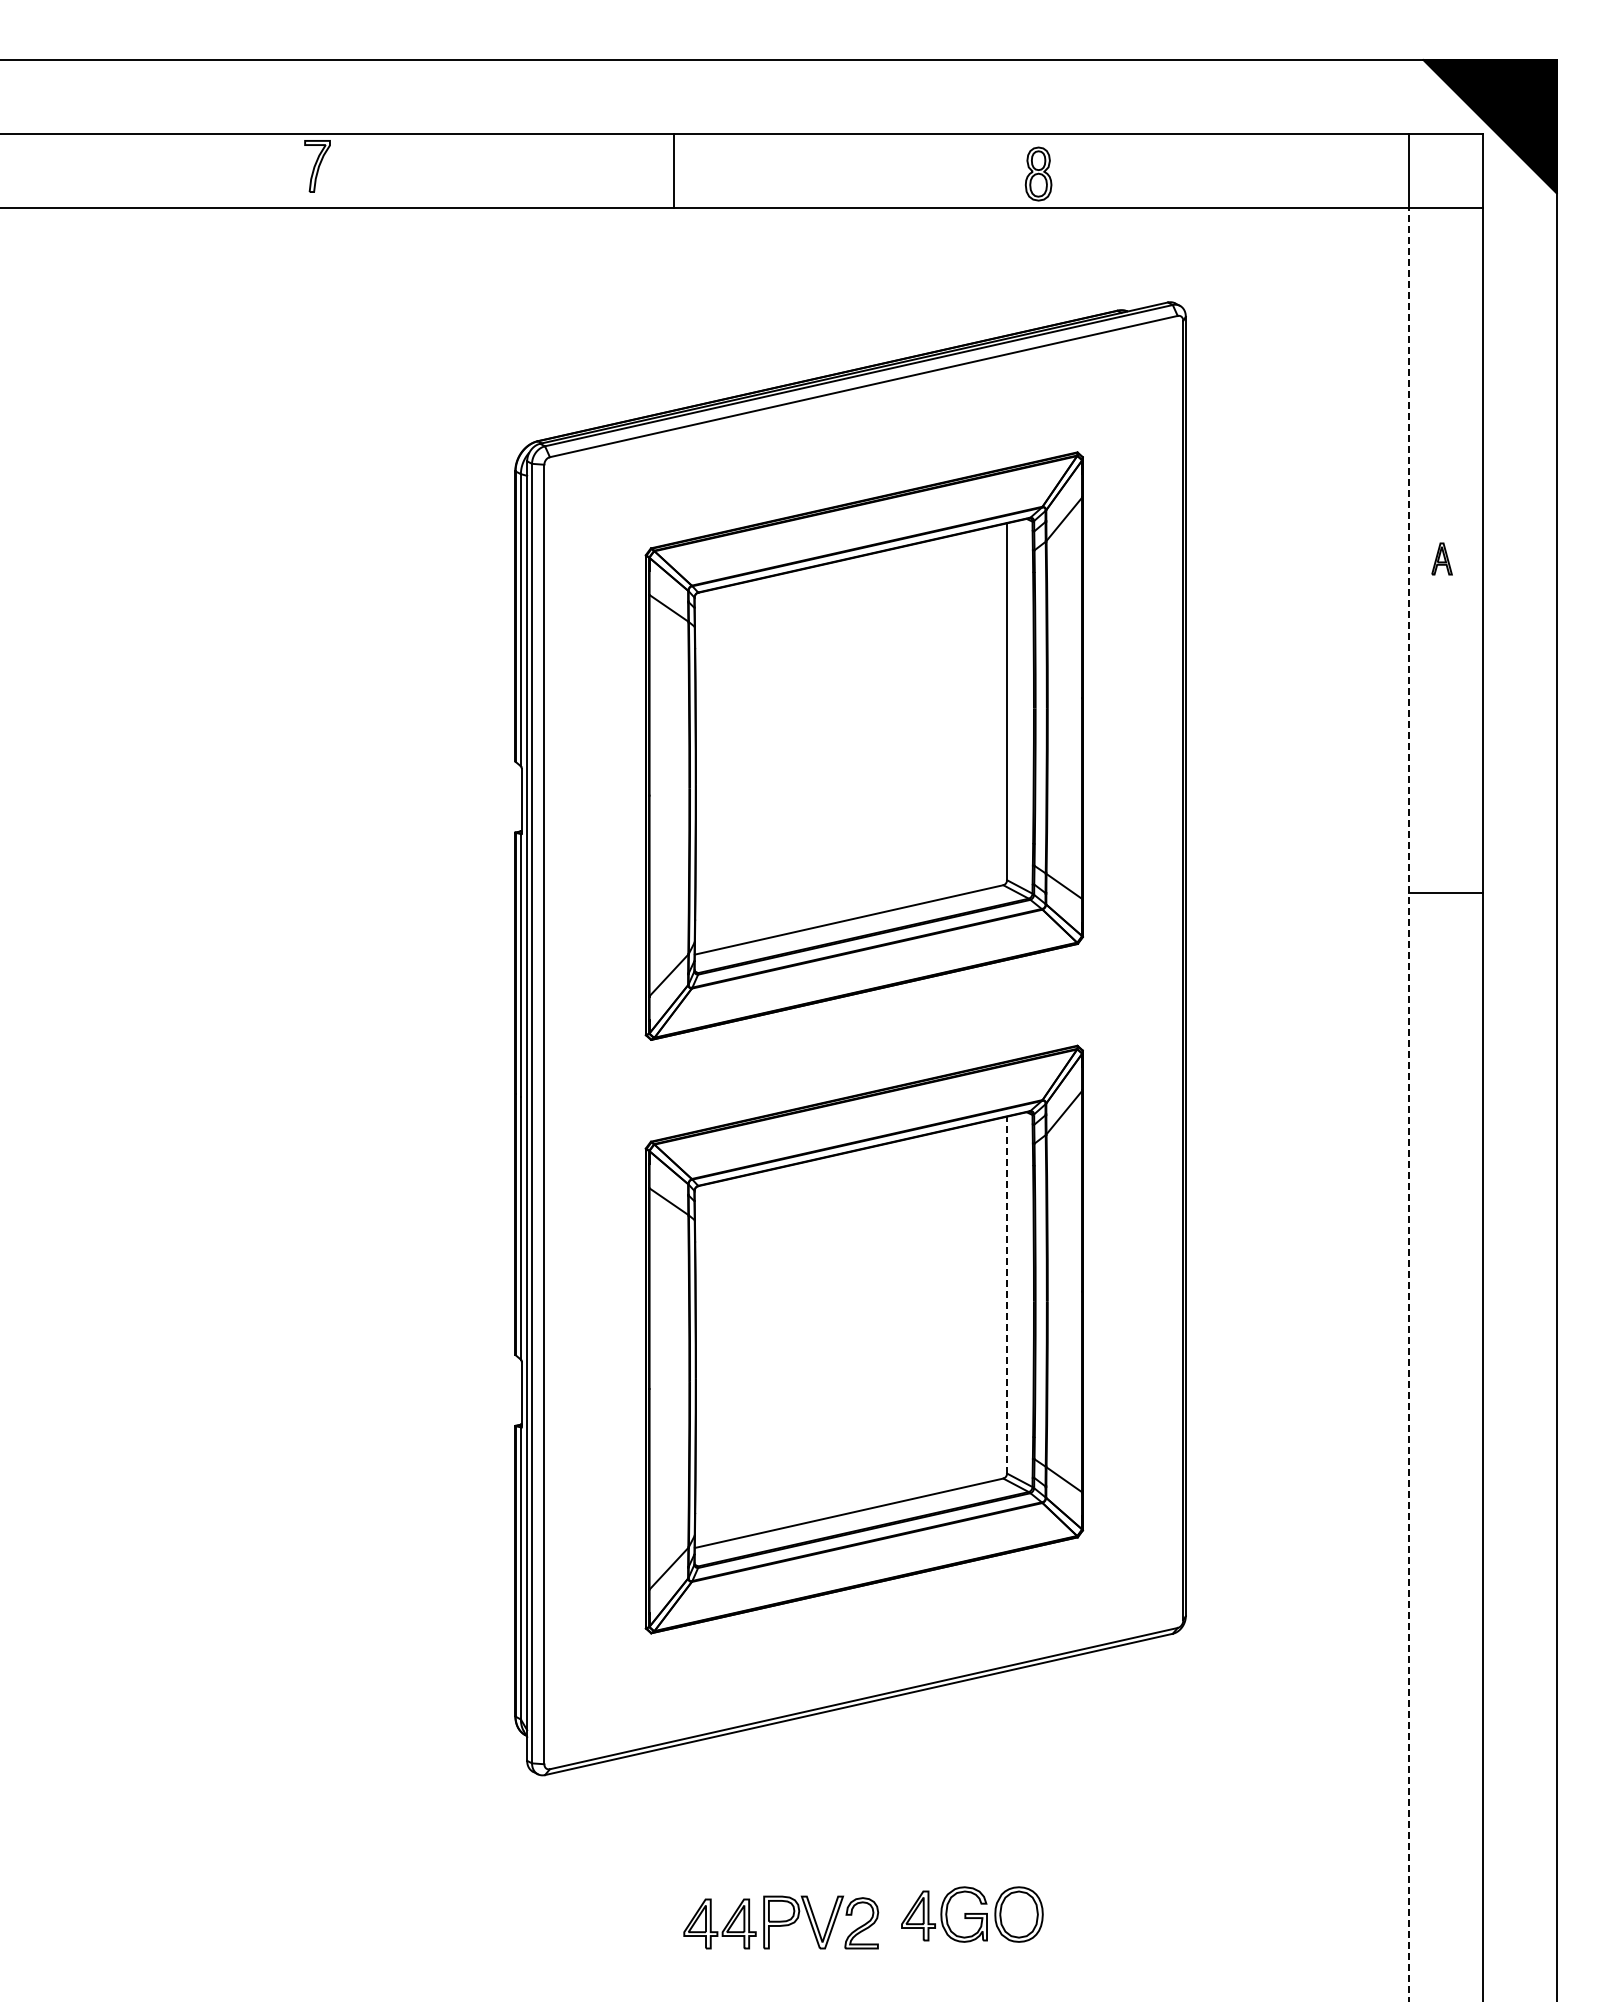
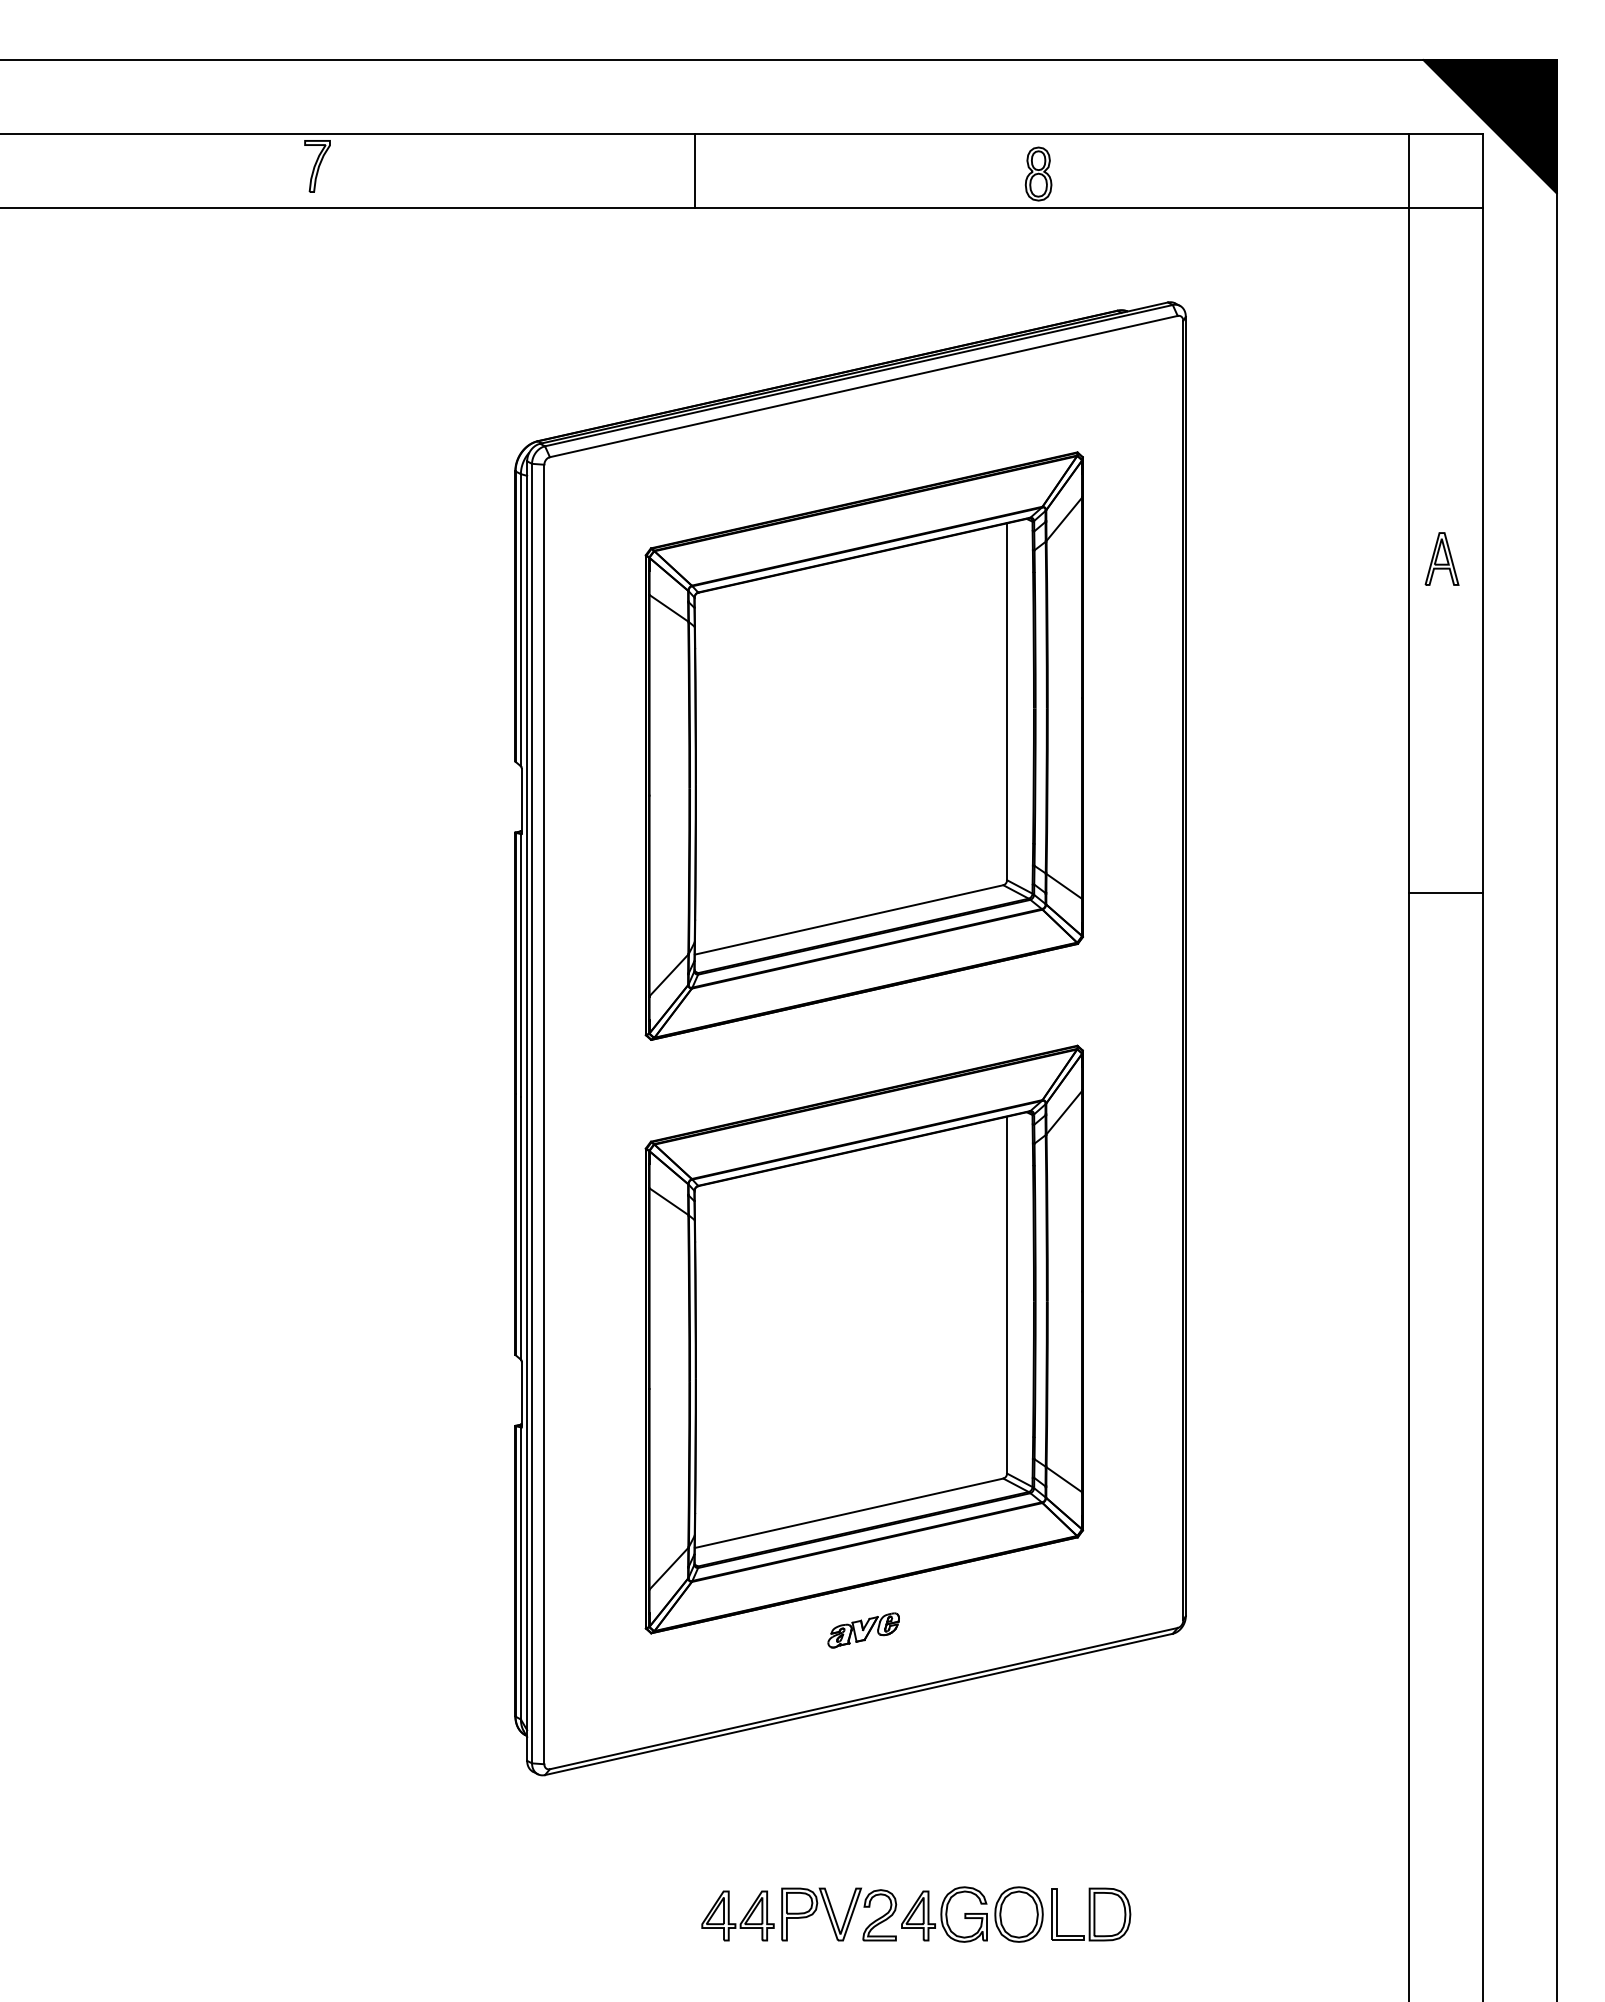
line position: (674, 171) -> (695, 171) (695, 171)
part size: 22x34 px -> 36x54 px (1441, 558)
line: dashed -> solid (1408, 1104)
line: dashed -> solid (1007, 1294)
part: none -> present (863, 1630)
part: none -> present (1091, 1914)
part position: (781, 1922) -> (799, 1914) (799, 1914)
